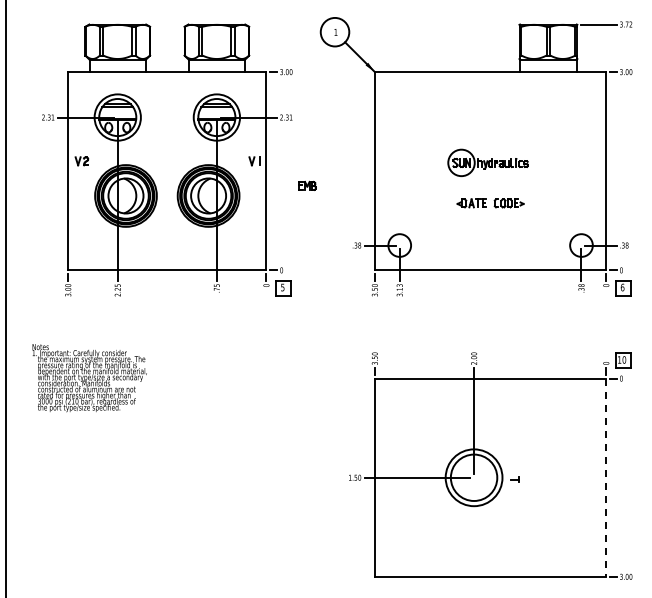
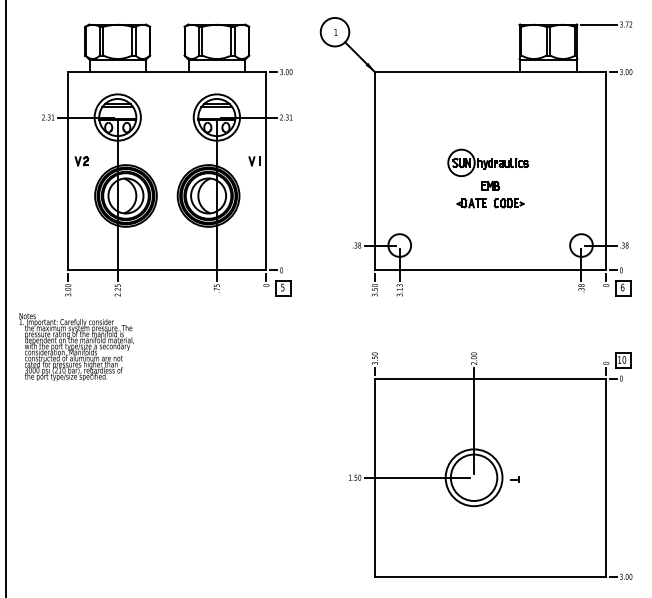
part position: (307, 185) -> (490, 185) (490, 185)
text position: (89, 378) -> (76, 347) (76, 347)
line: dashed -> solid (606, 478)
